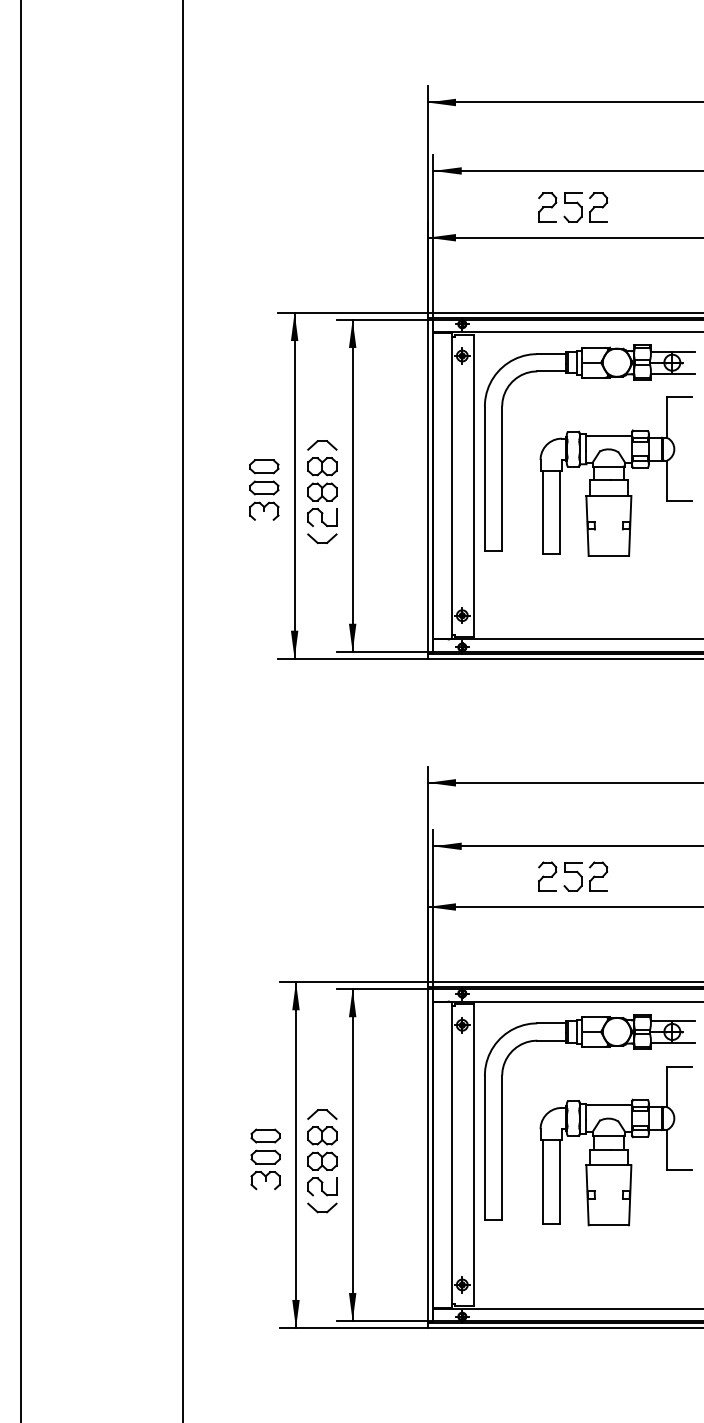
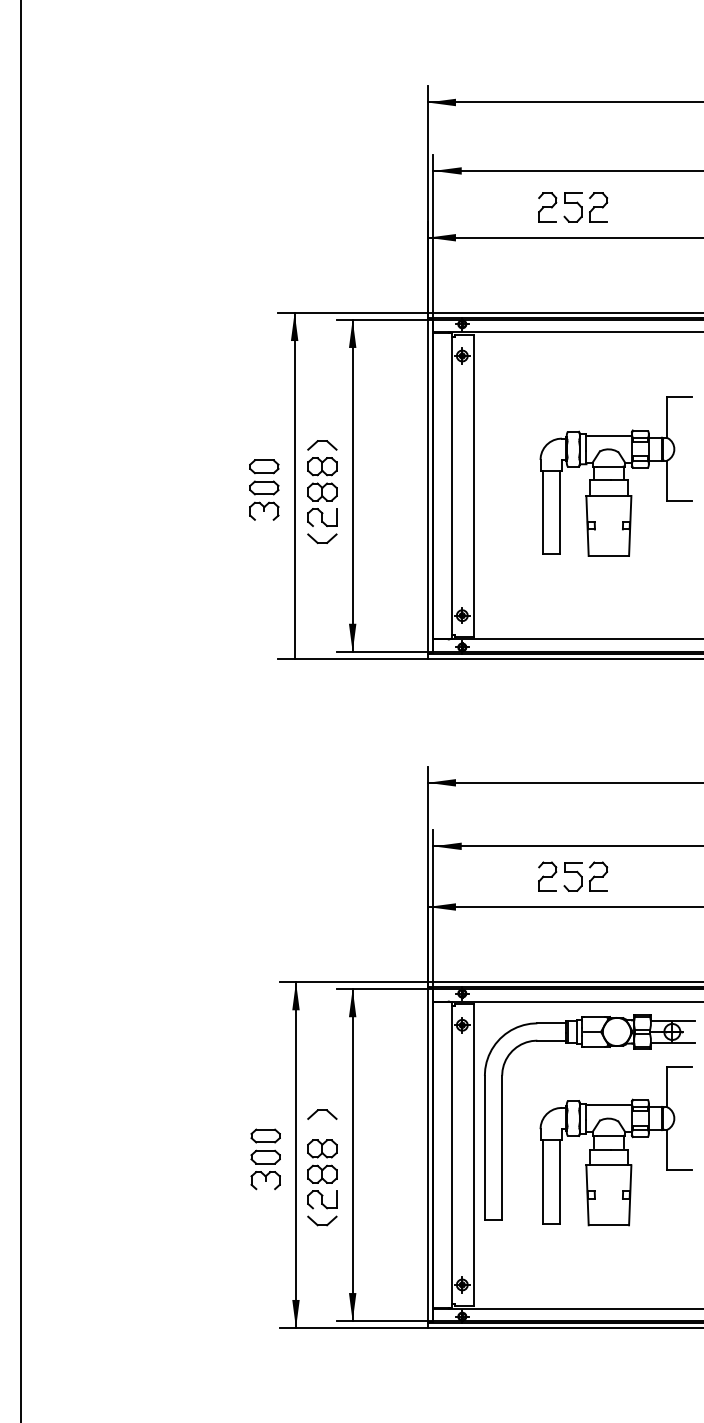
part: present -> none (589, 378)
fill: present -> none (294, 644)
line: present -> none (182, 710)
part position: (322, 1169) -> (322, 1182) (322, 1182)
